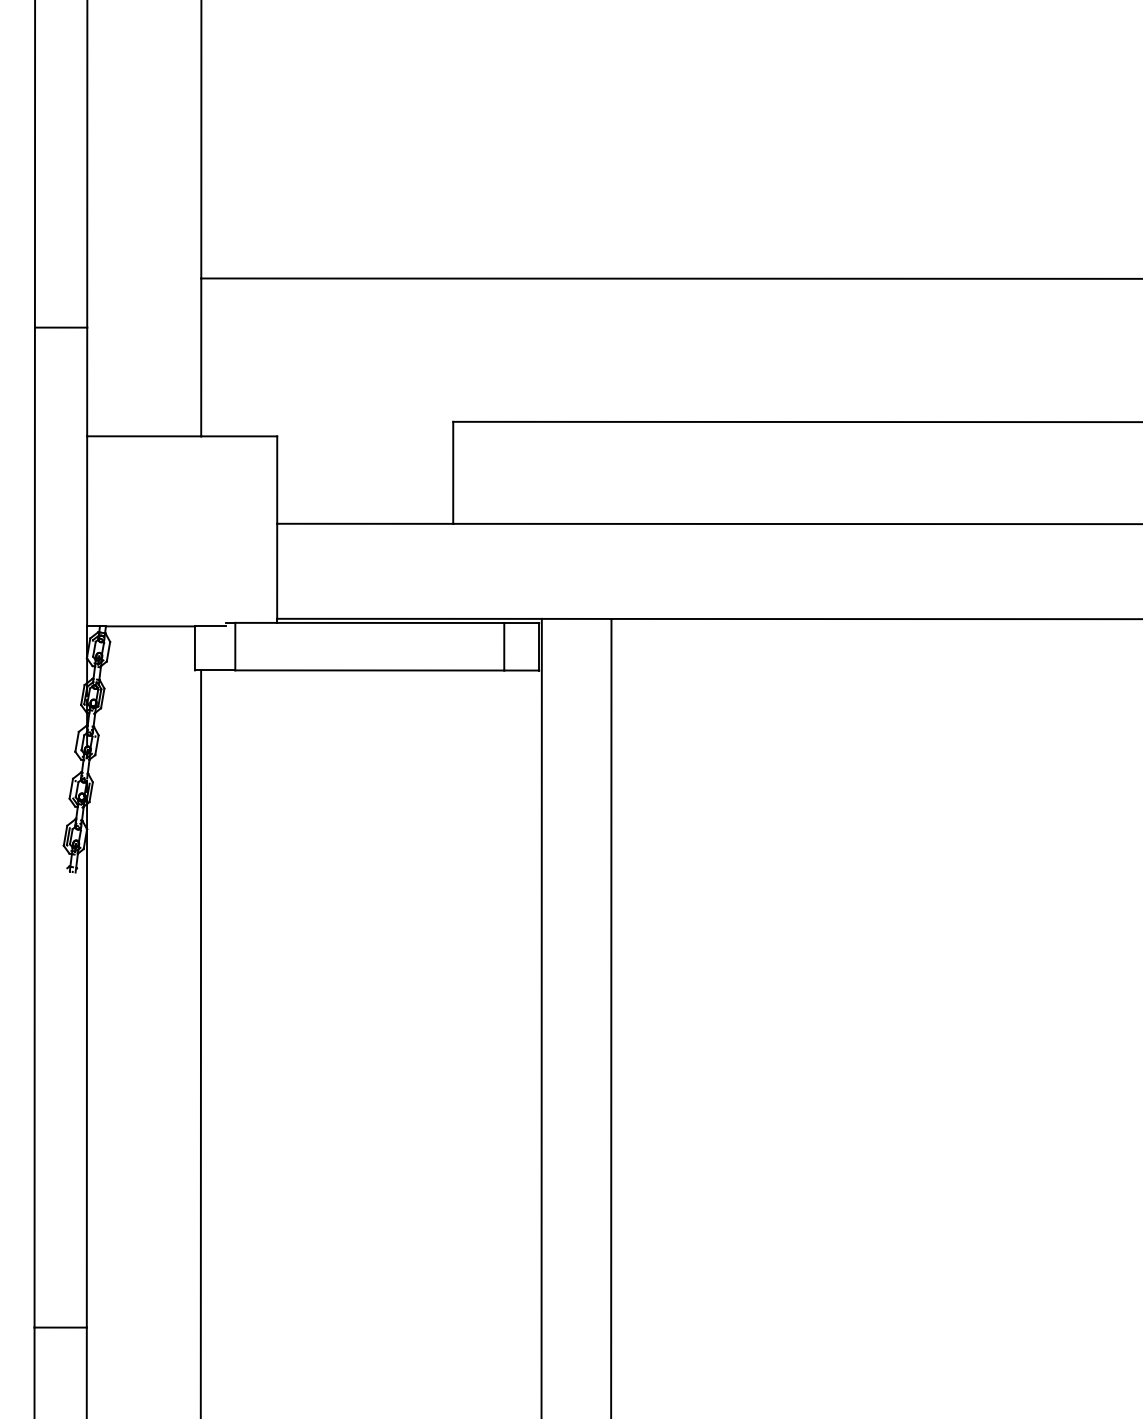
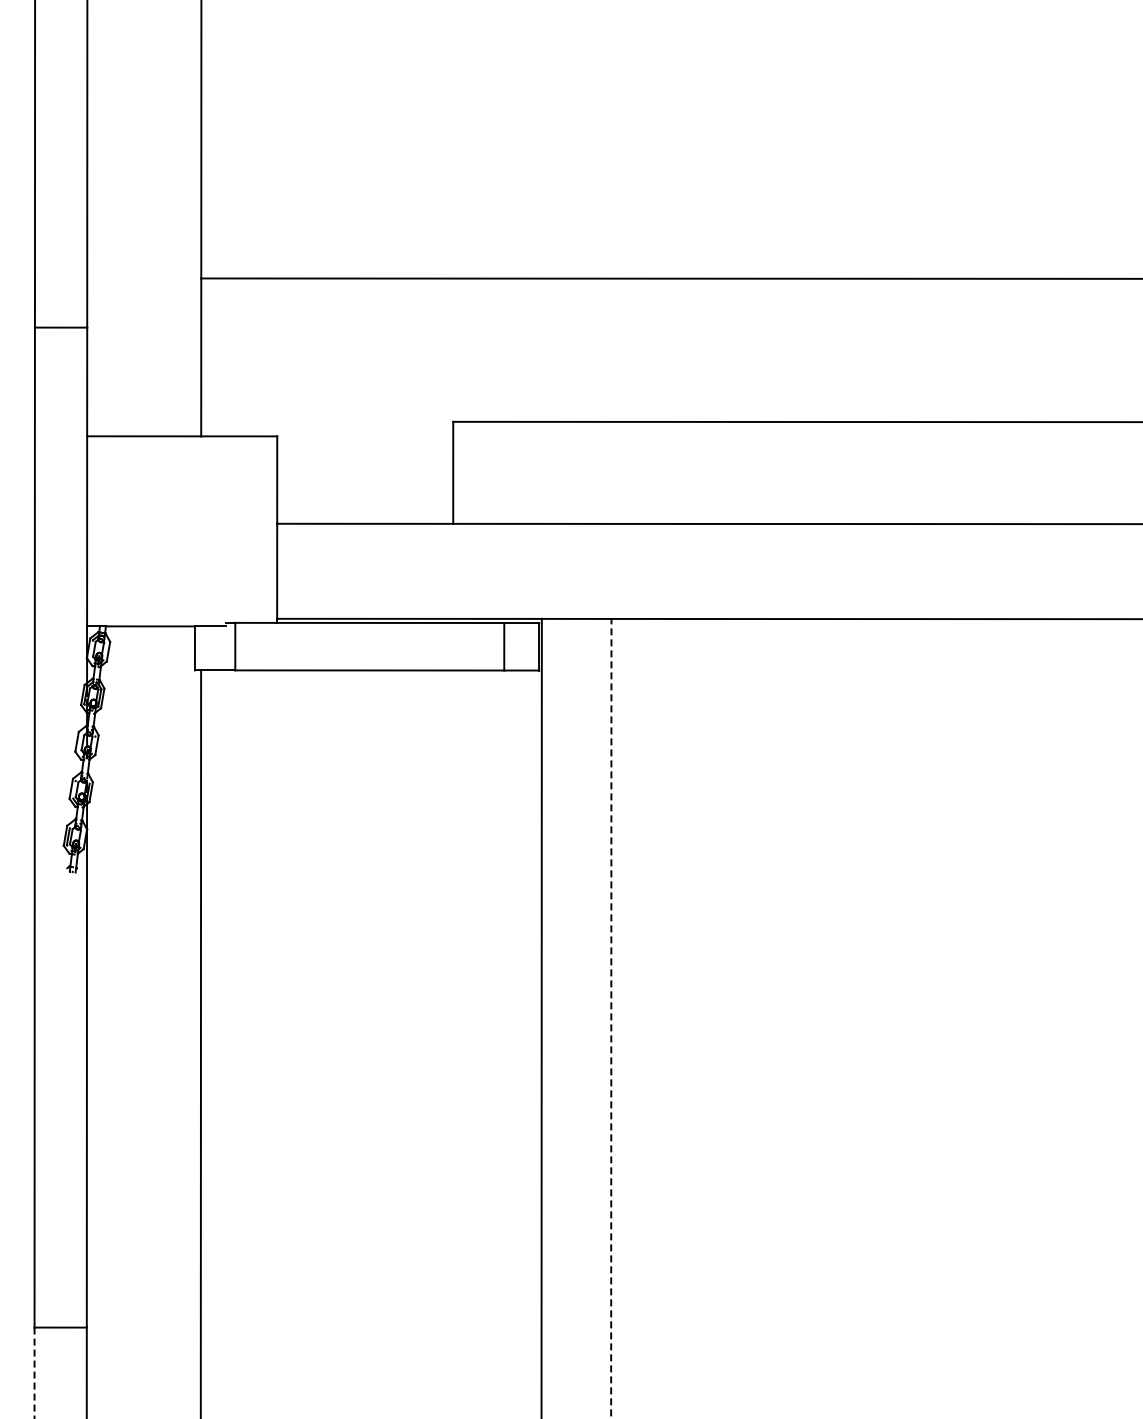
line: solid -> dashed (611, 1018)
line: solid -> dashed (34, 1373)
